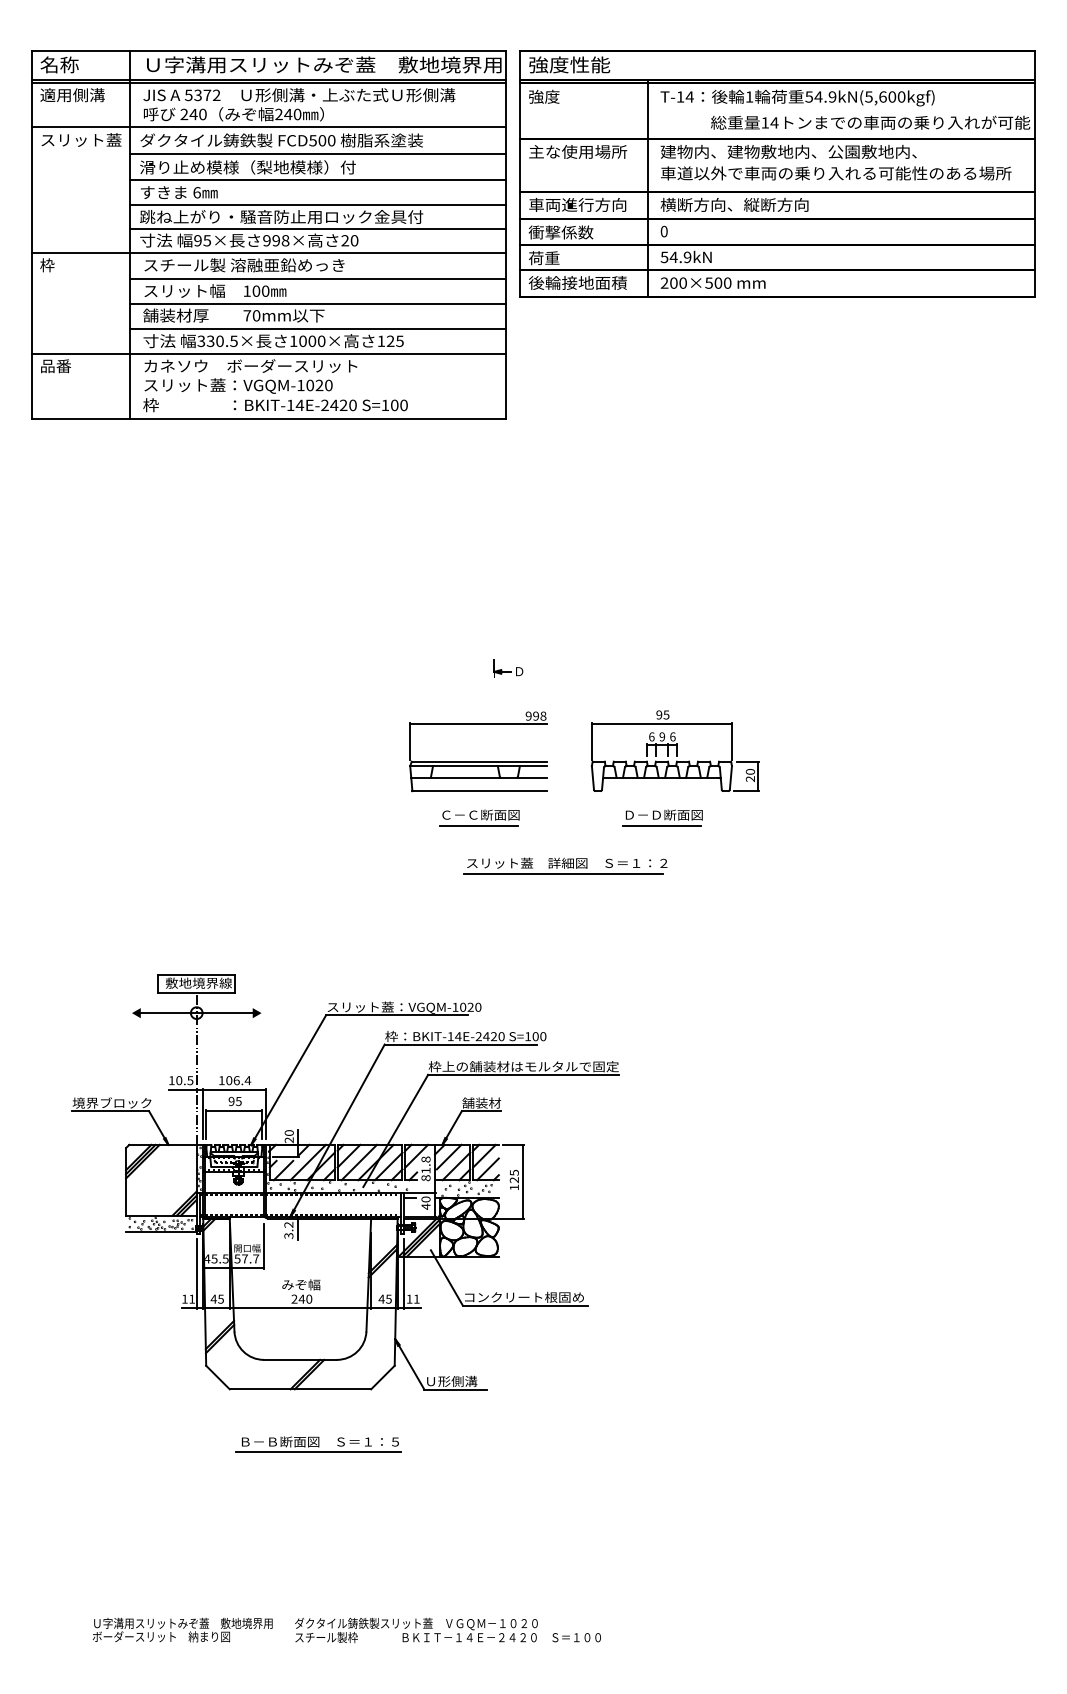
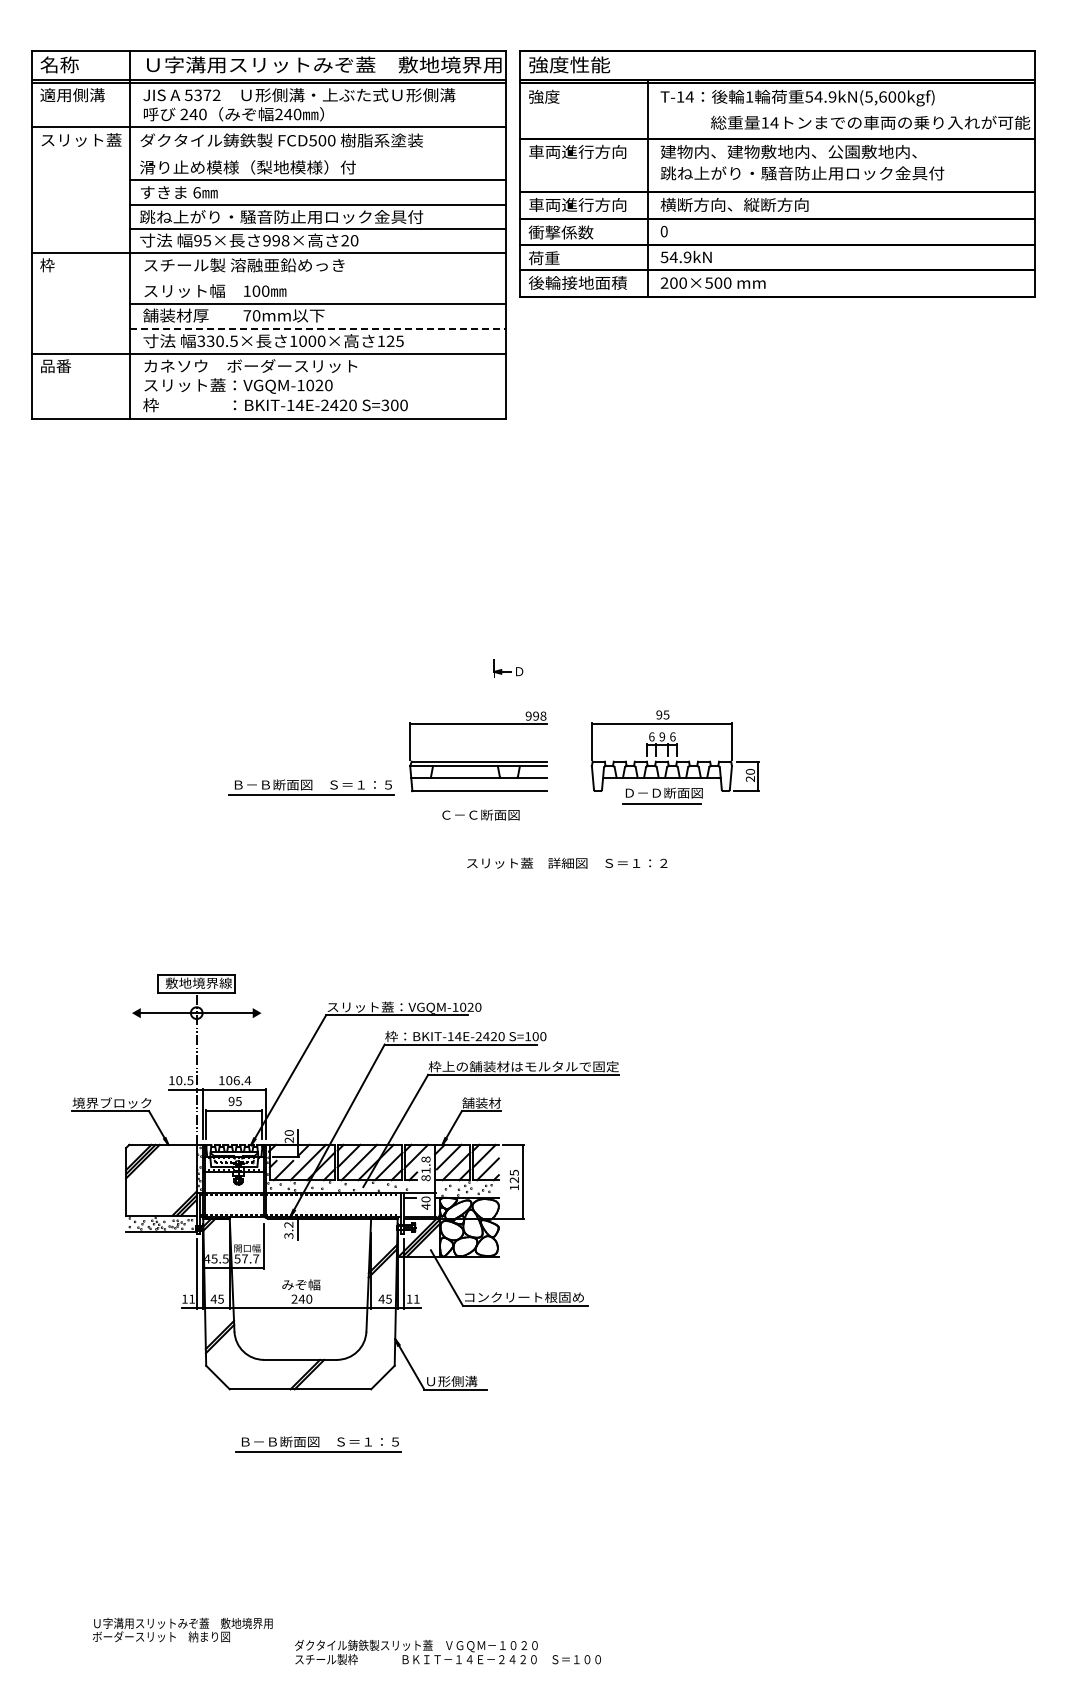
text: 主な使用場所 -> 車両進行方向 (578, 151)
line: present -> none (317, 153)
text: 車道以外で車両の乗り入れる可能性のある場所 -> 跳ね上がり・騒音防止用ロック金具付 (835, 173)
line: present -> none (317, 279)
line: solid -> dashed (318, 329)
text: S=100 -> S=300 (385, 405)
part: none -> present (311, 787)
part position: (662, 817) -> (662, 795) (662, 795)
line: present -> none (478, 825)
line: present -> none (563, 874)
text position: (447, 1629) -> (447, 1651) (447, 1651)
